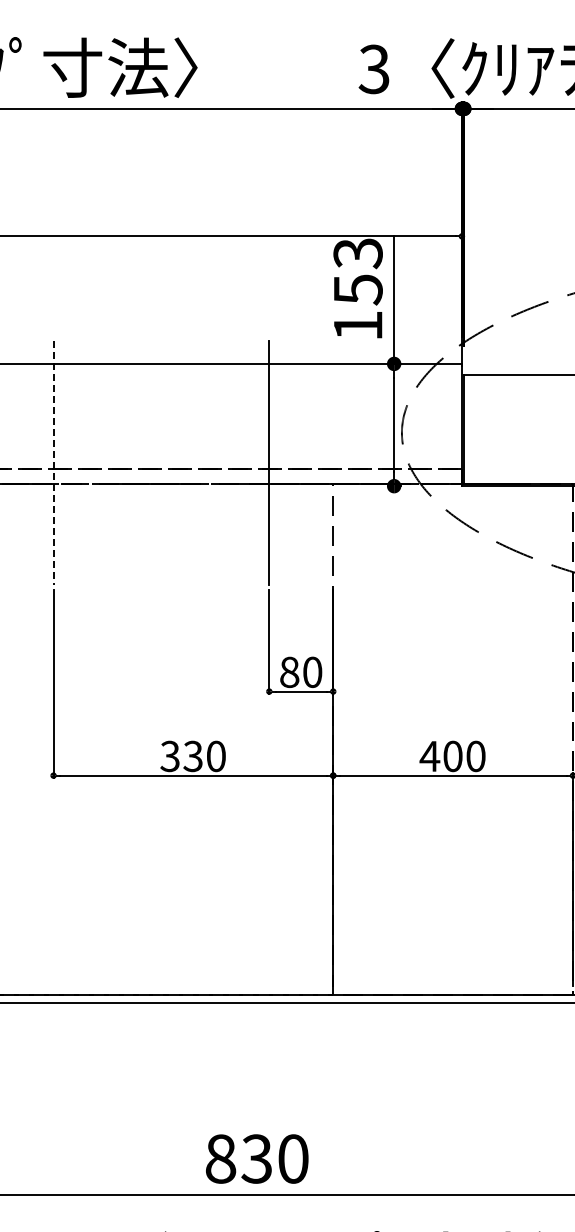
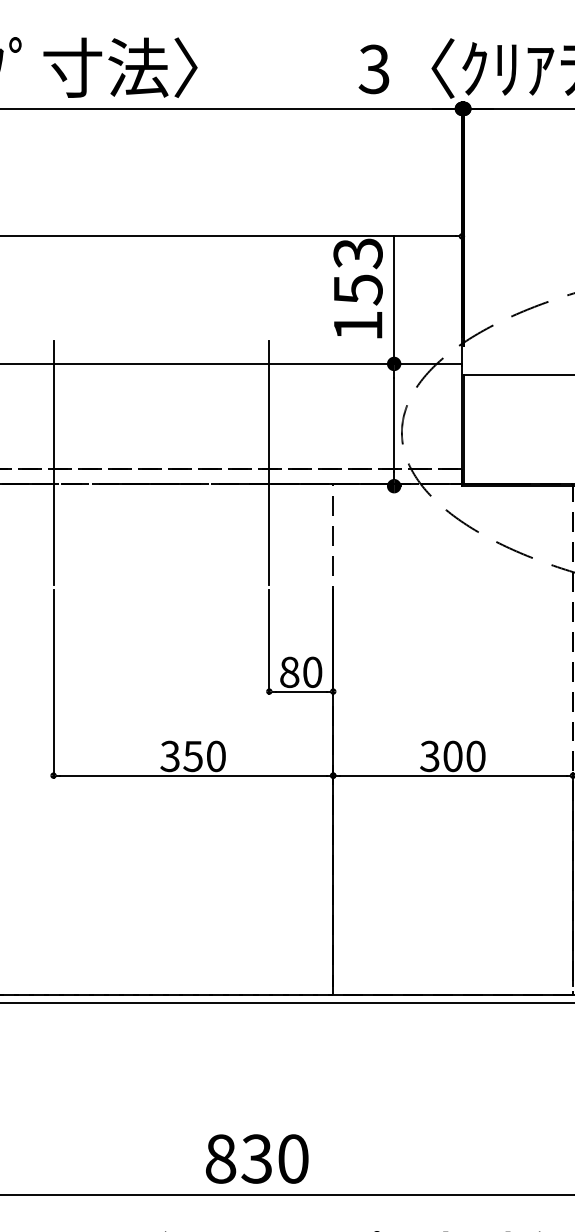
line: dashed -> solid (53, 462)
text: 330 -> 350 (192, 755)
text: 400 -> 300 (429, 756)
